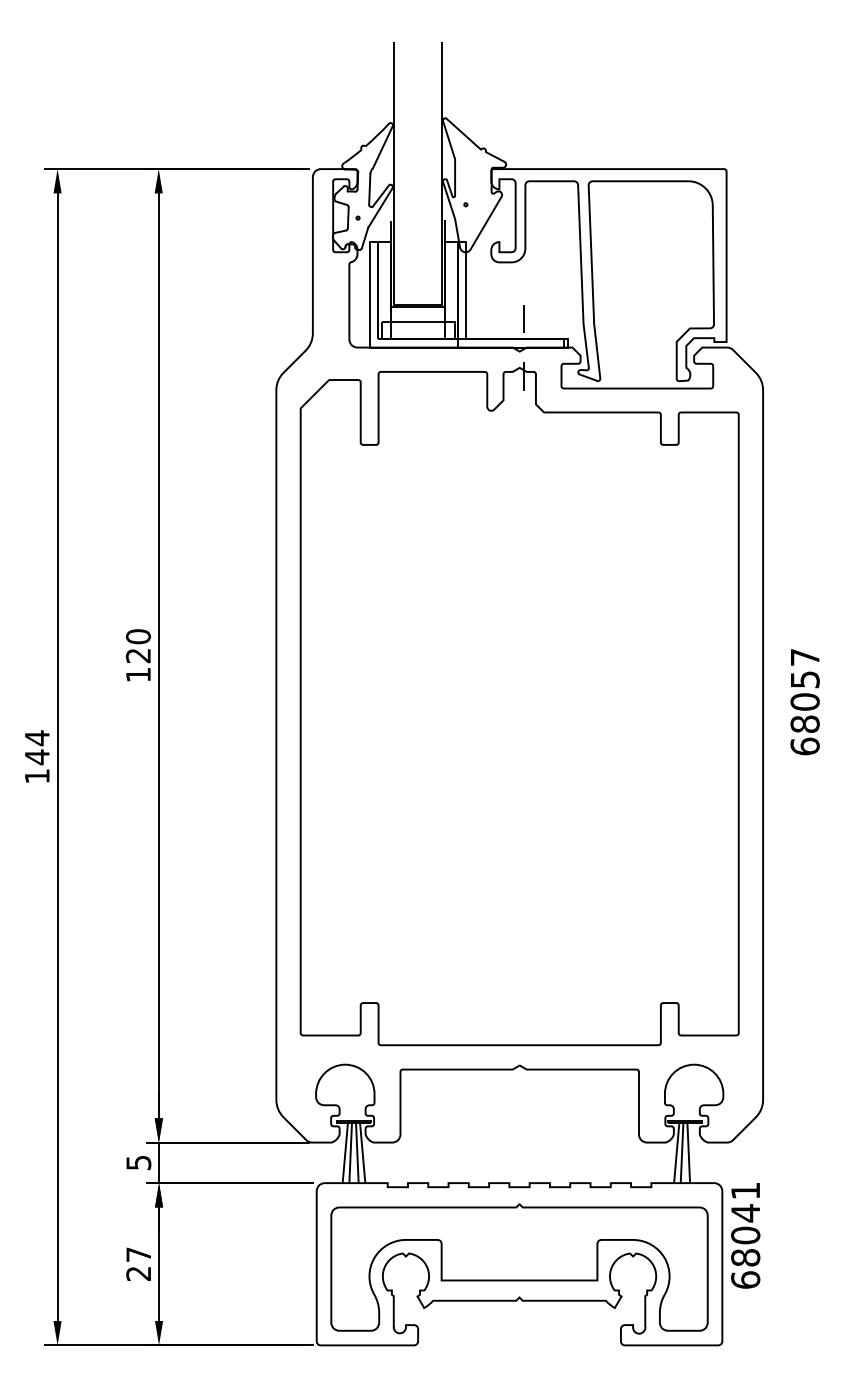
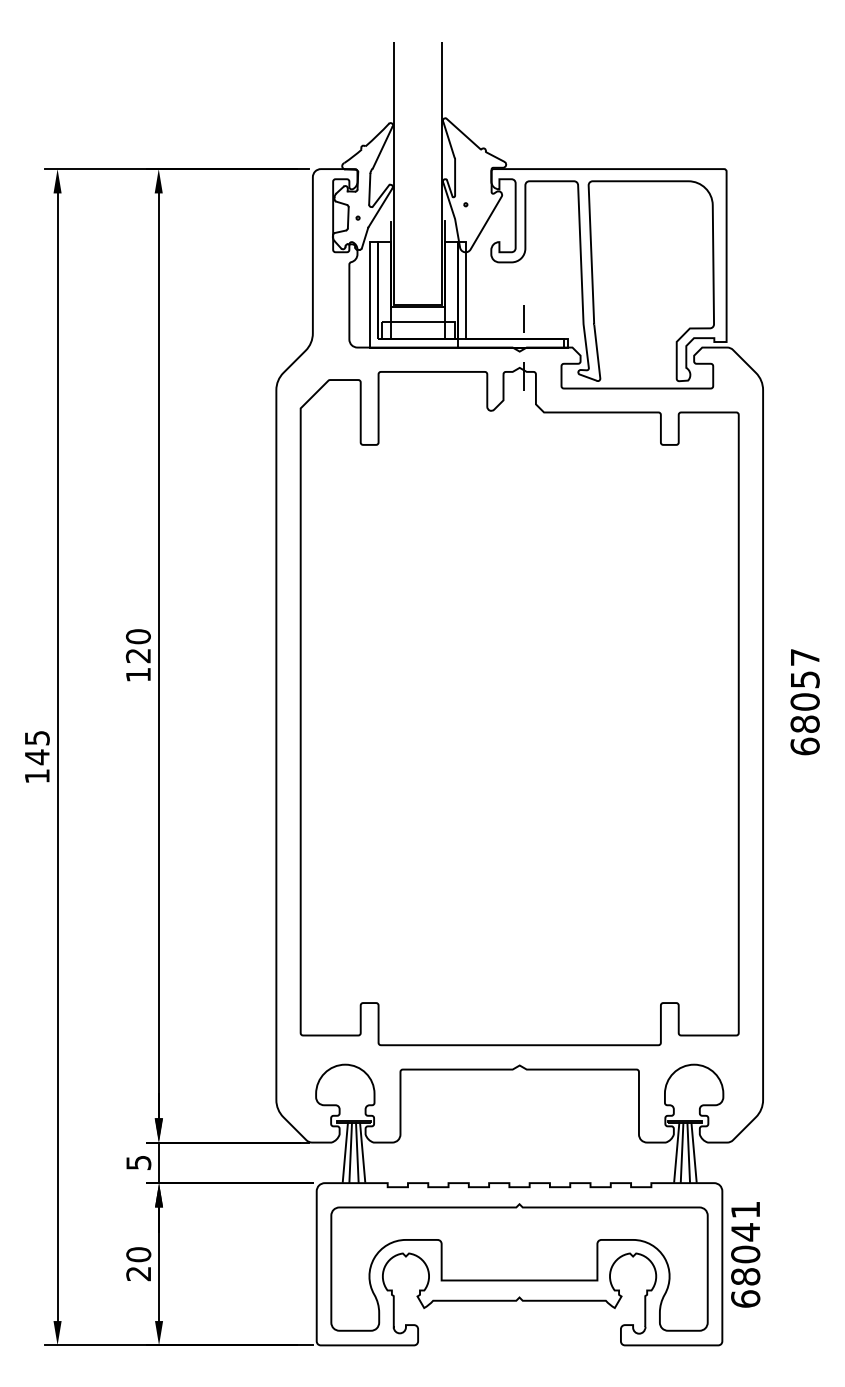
text: 144 -> 145 (37, 738)
line: none -> present (693, 1152)
text position: (745, 1235) -> (745, 1254) (745, 1254)
text: 27 -> 20 (138, 1254)
